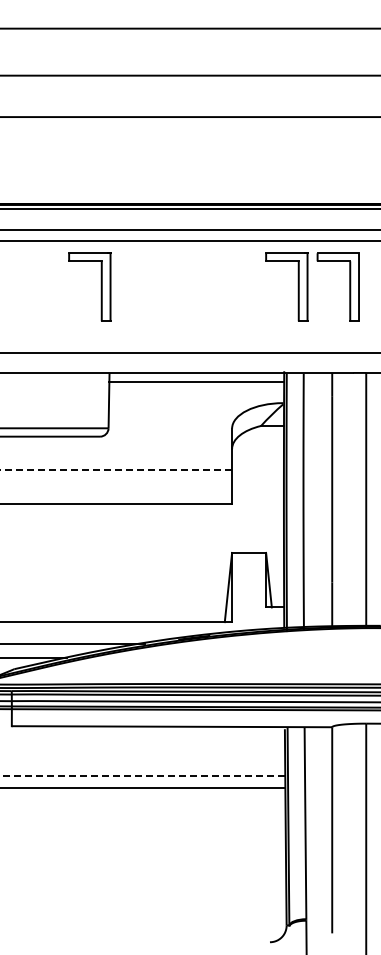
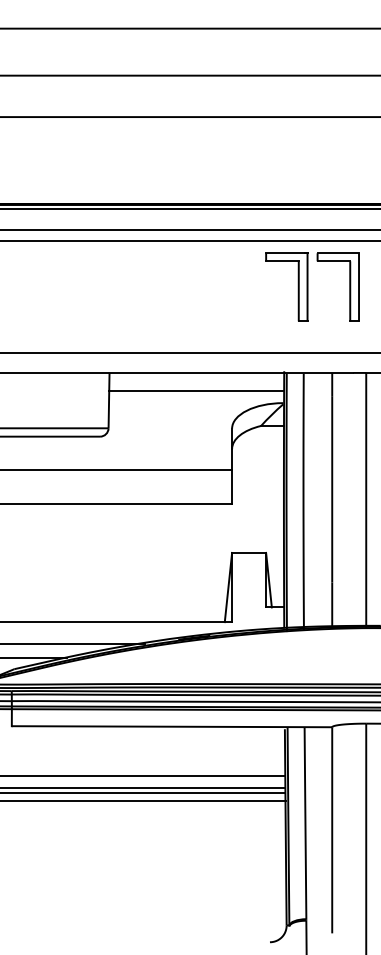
part: present -> none (100, 286)
line position: (196, 382) -> (196, 391) (196, 391)
line: dashed -> solid (116, 470)
line: dashed -> solid (143, 775)
line: none -> present (143, 793)
line: none -> present (143, 800)
